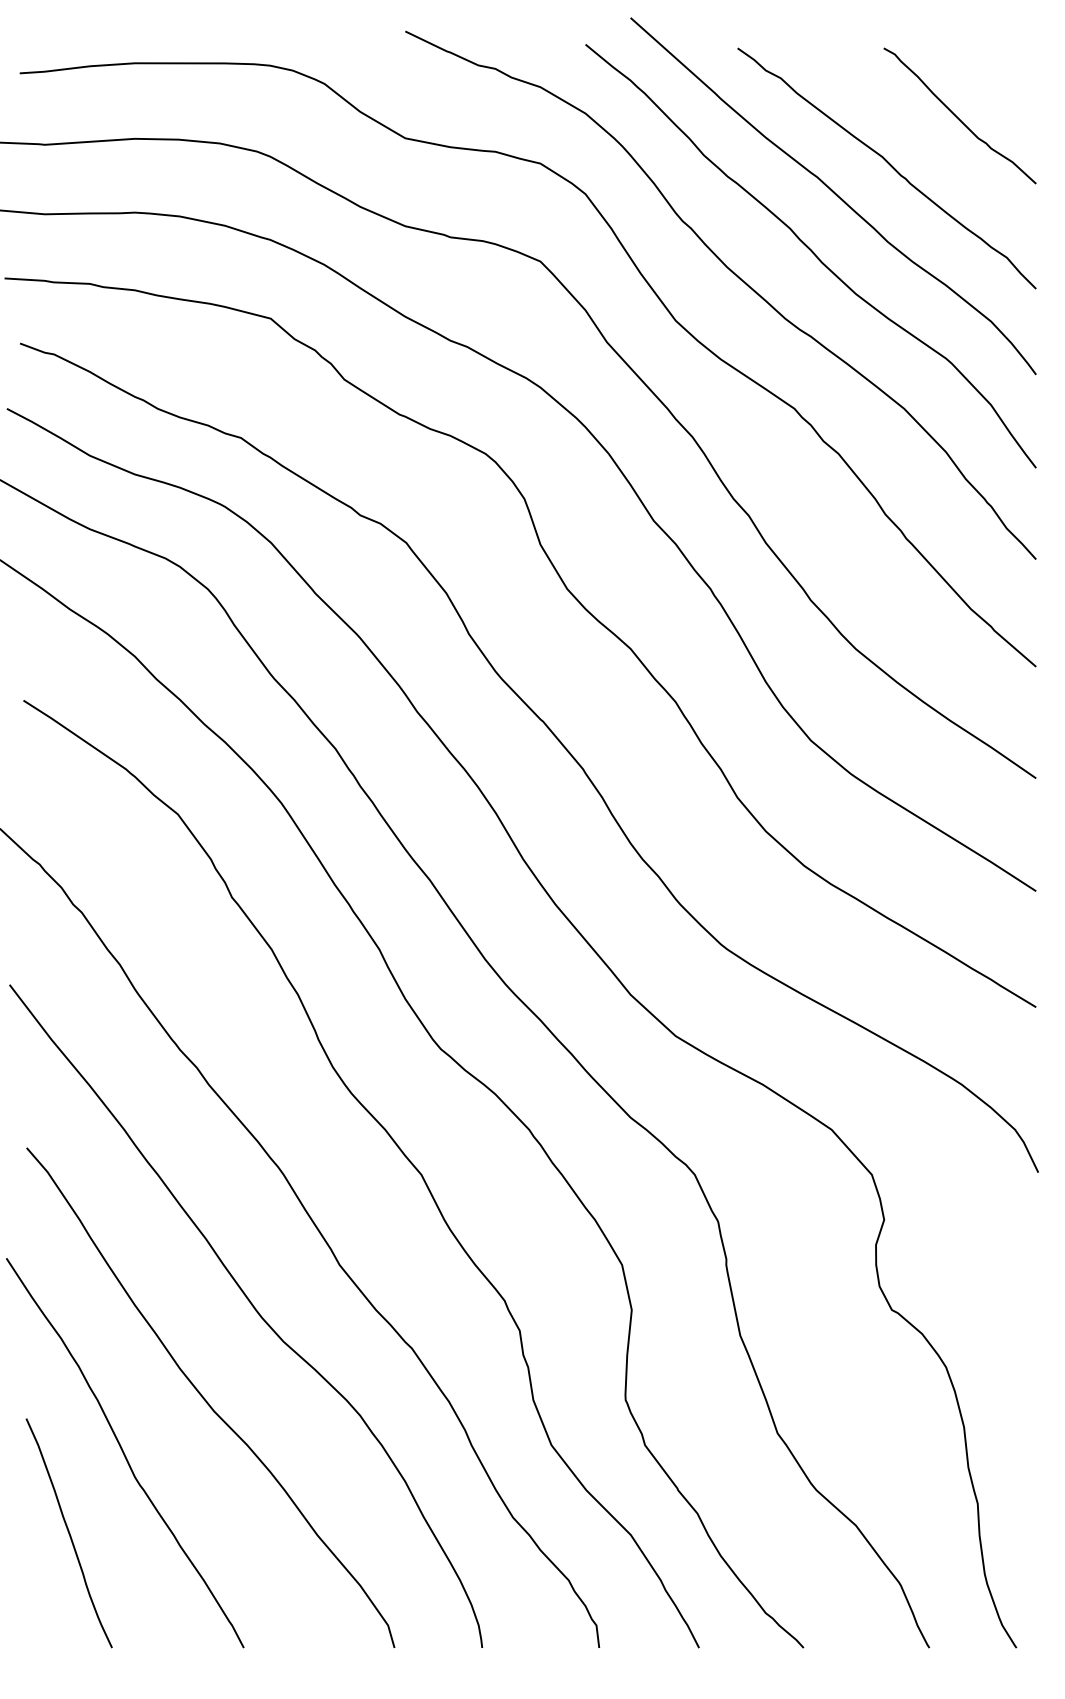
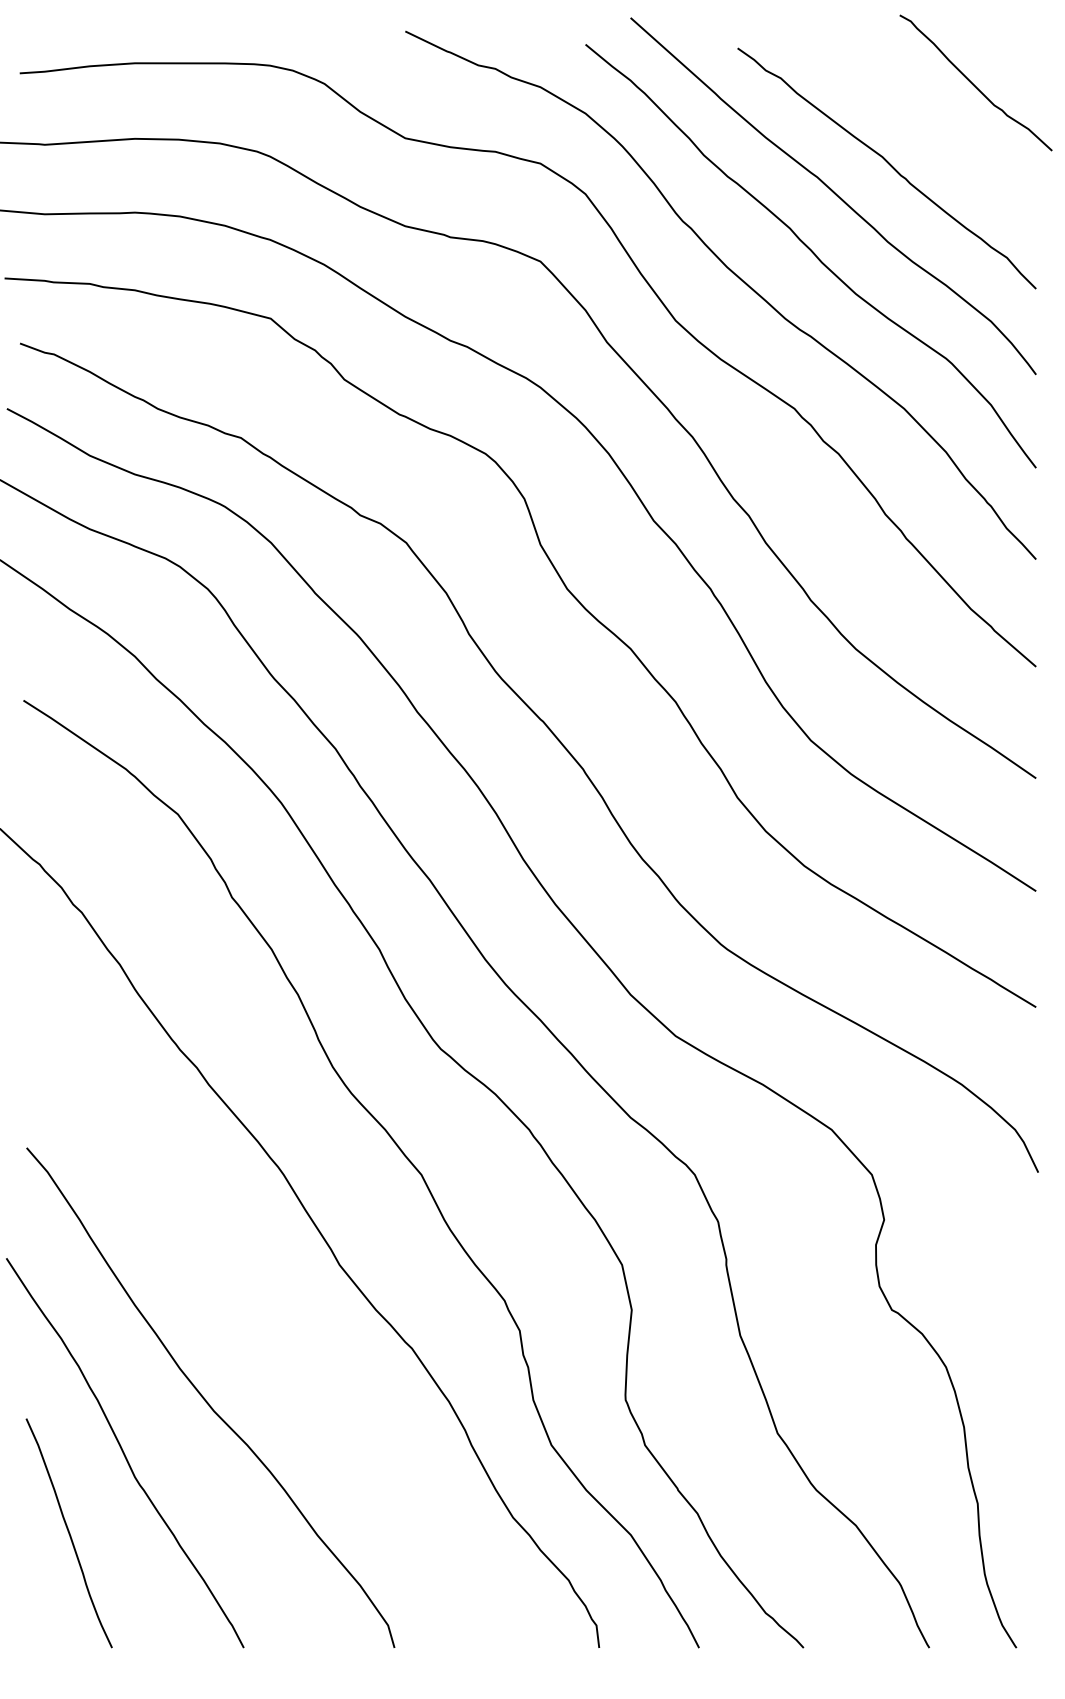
curve position: (957, 116) -> (973, 83) (973, 83)
curve: present -> none (255, 1311)
